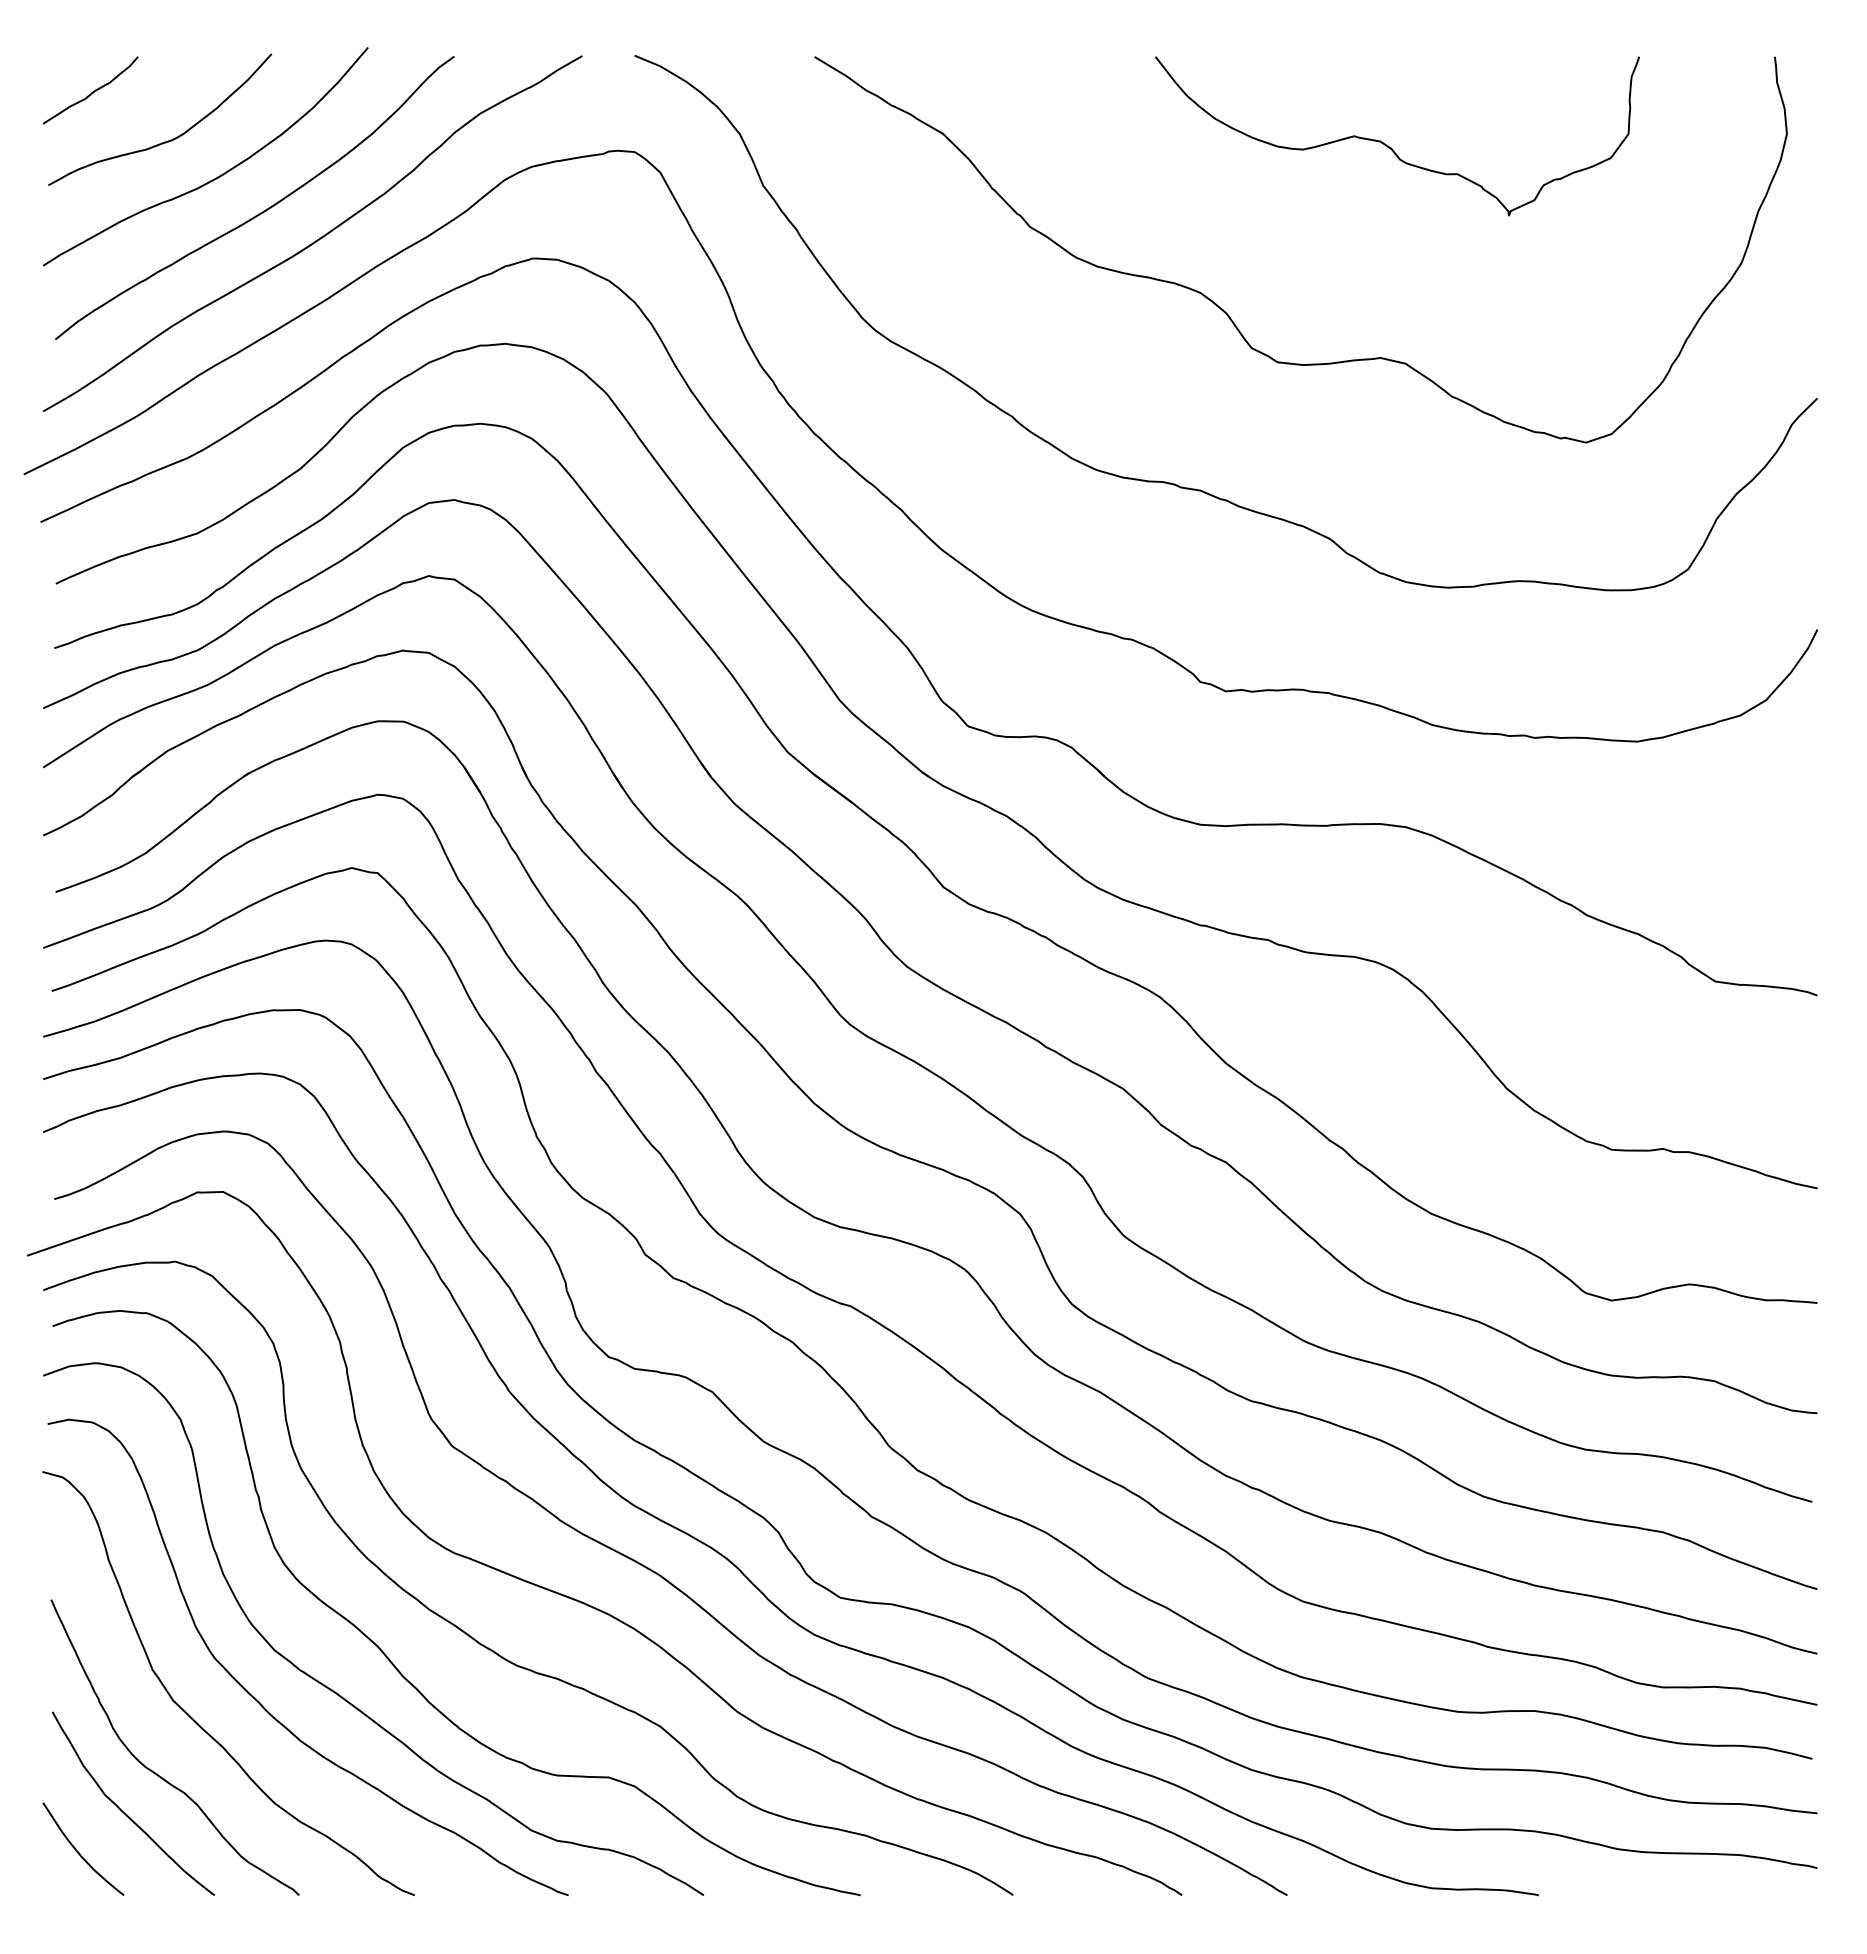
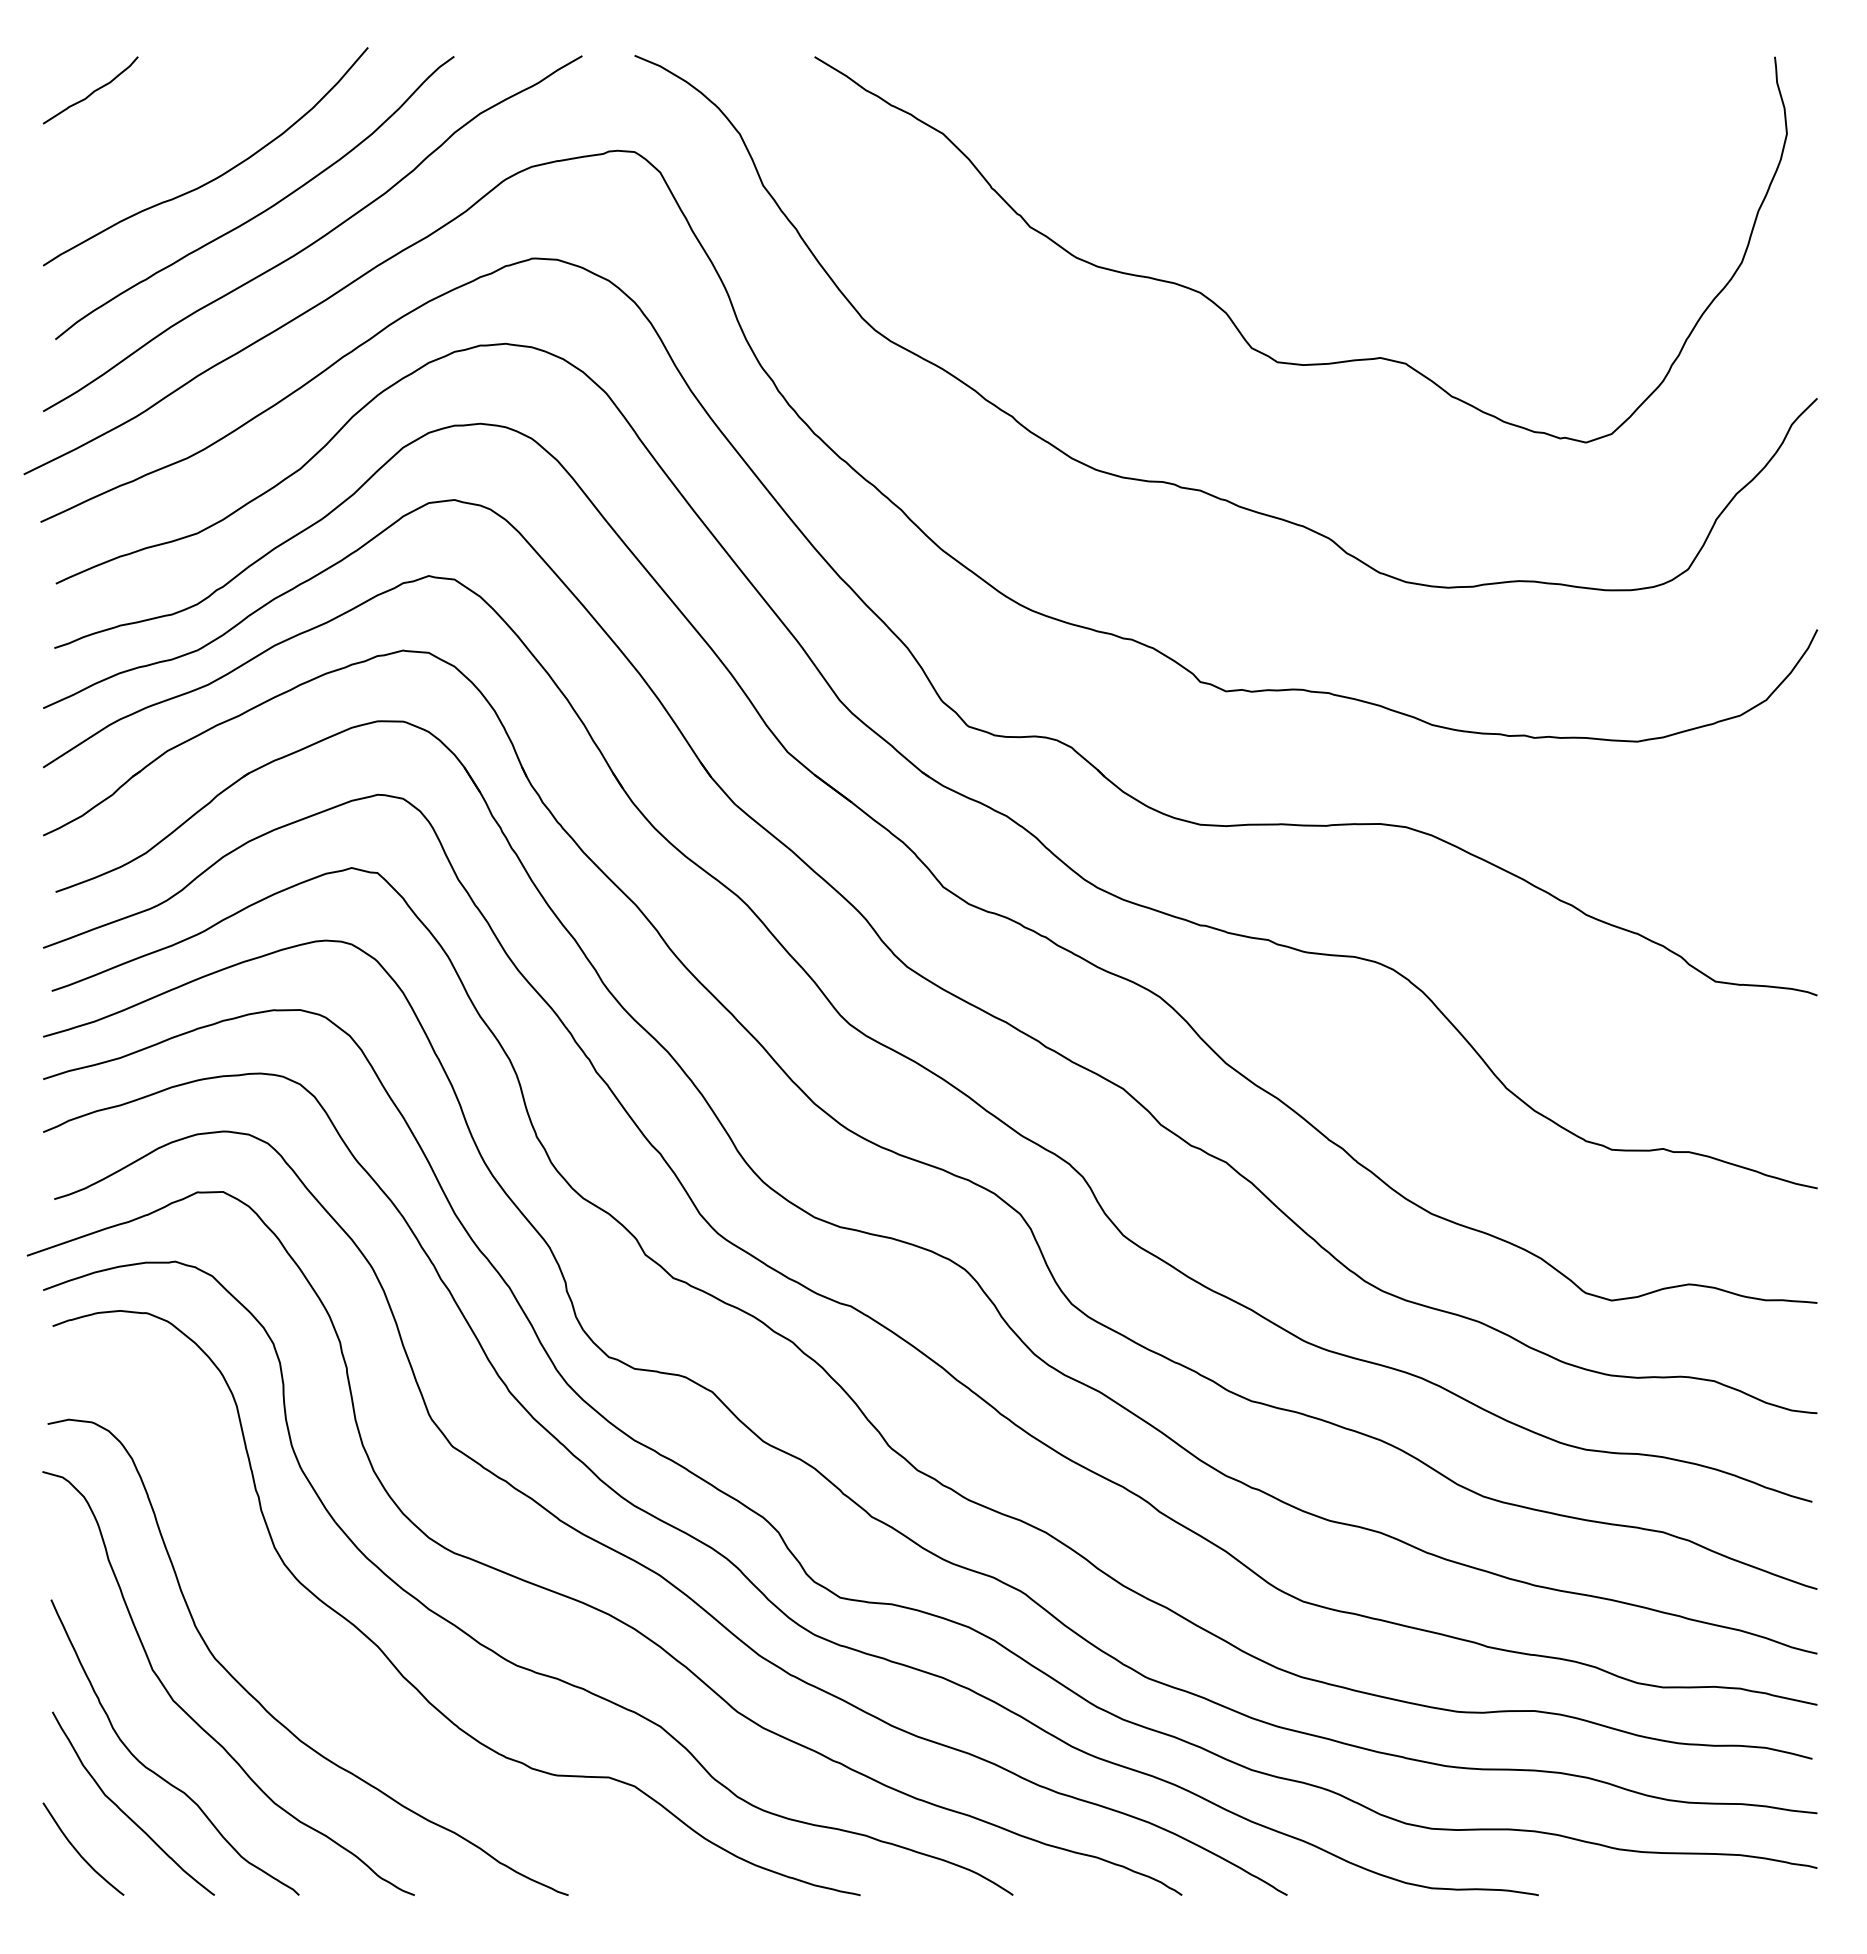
curve: present -> none (167, 140)
curve: present -> none (1391, 147)
curve: present -> none (332, 1689)
